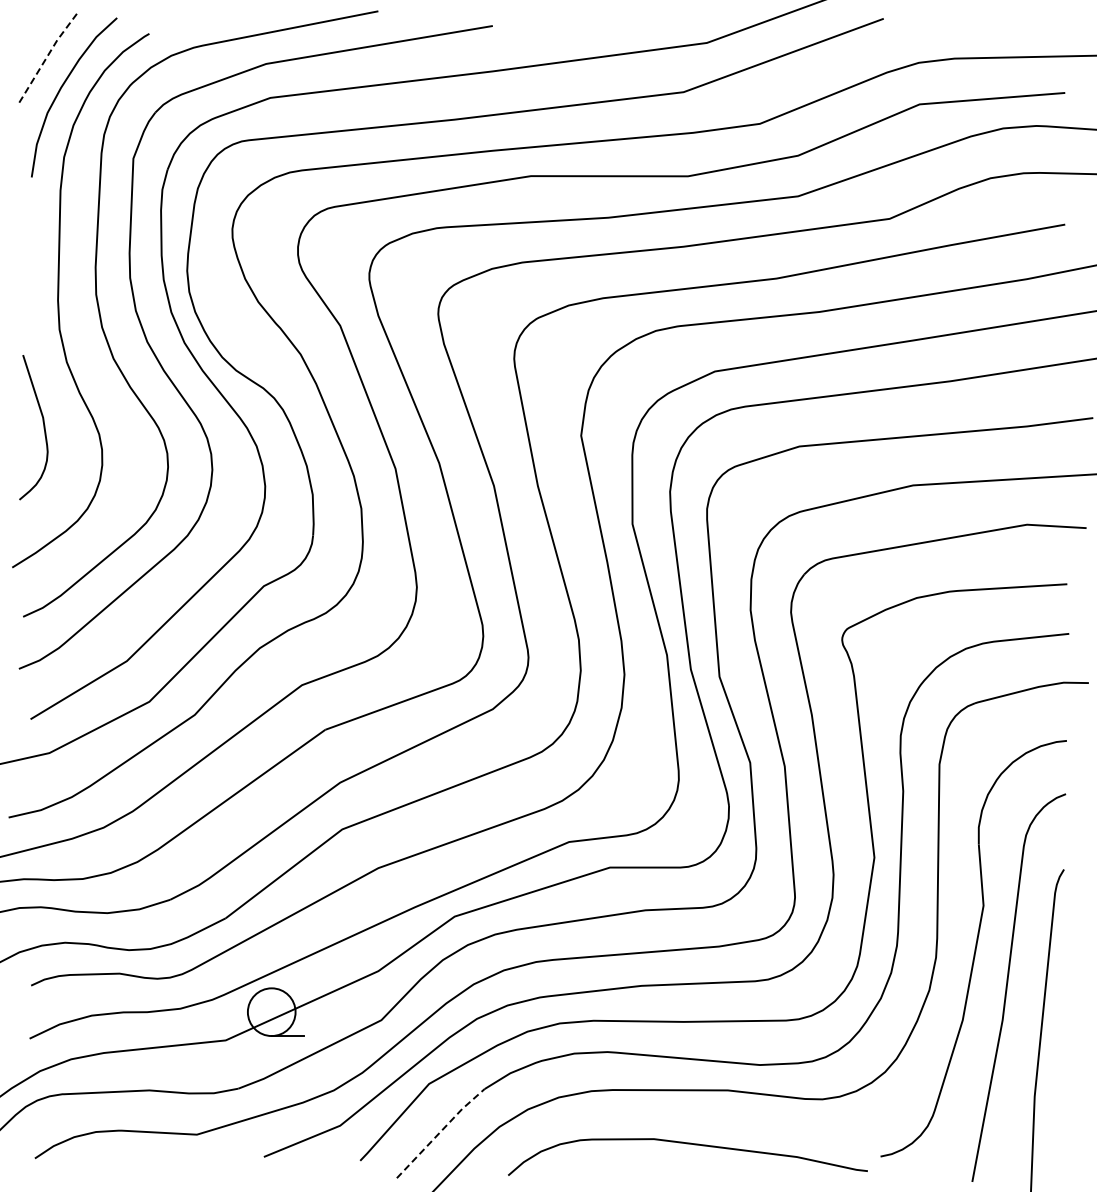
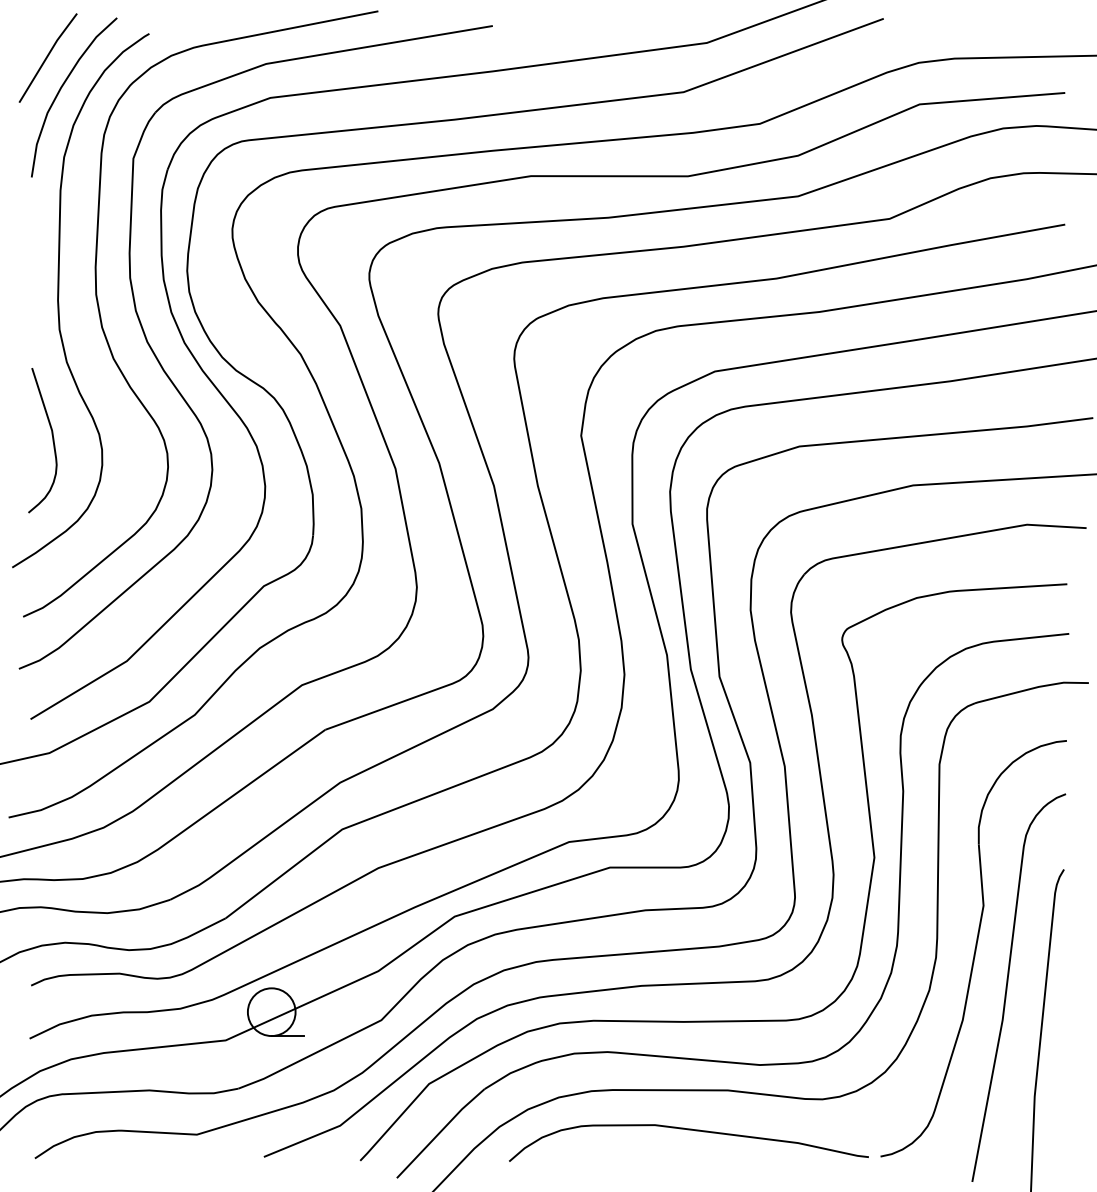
line: dashed -> solid (47, 56)
curve position: (43, 427) -> (52, 440) (52, 440)
line: dashed -> solid (440, 1132)
curve position: (687, 1144) -> (688, 1130) (688, 1130)
